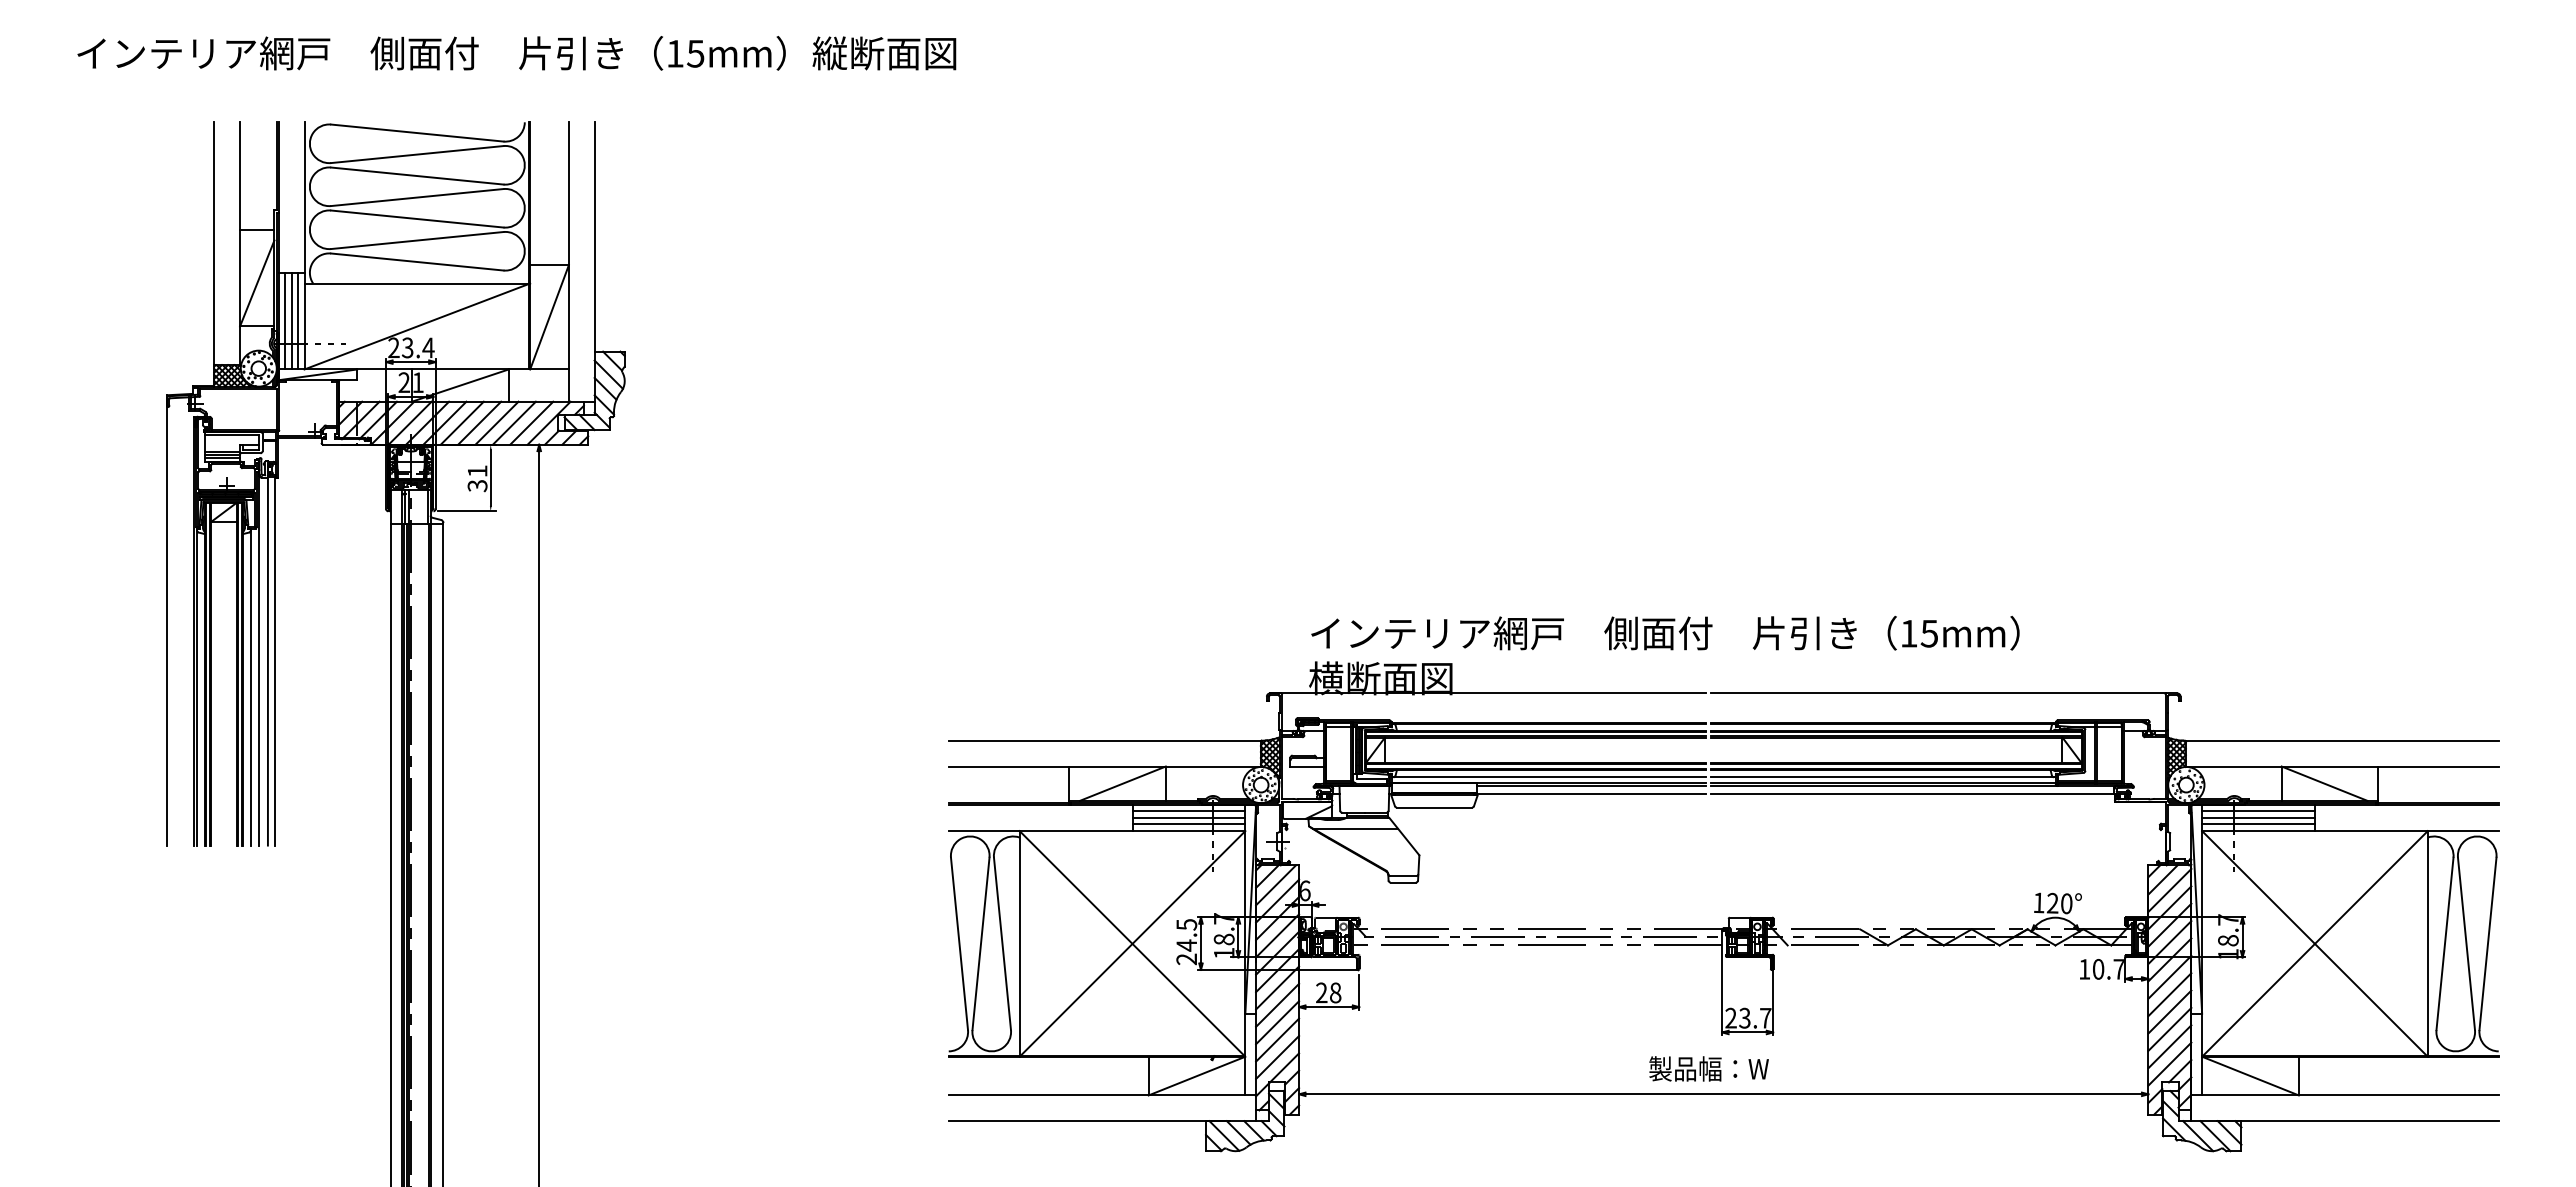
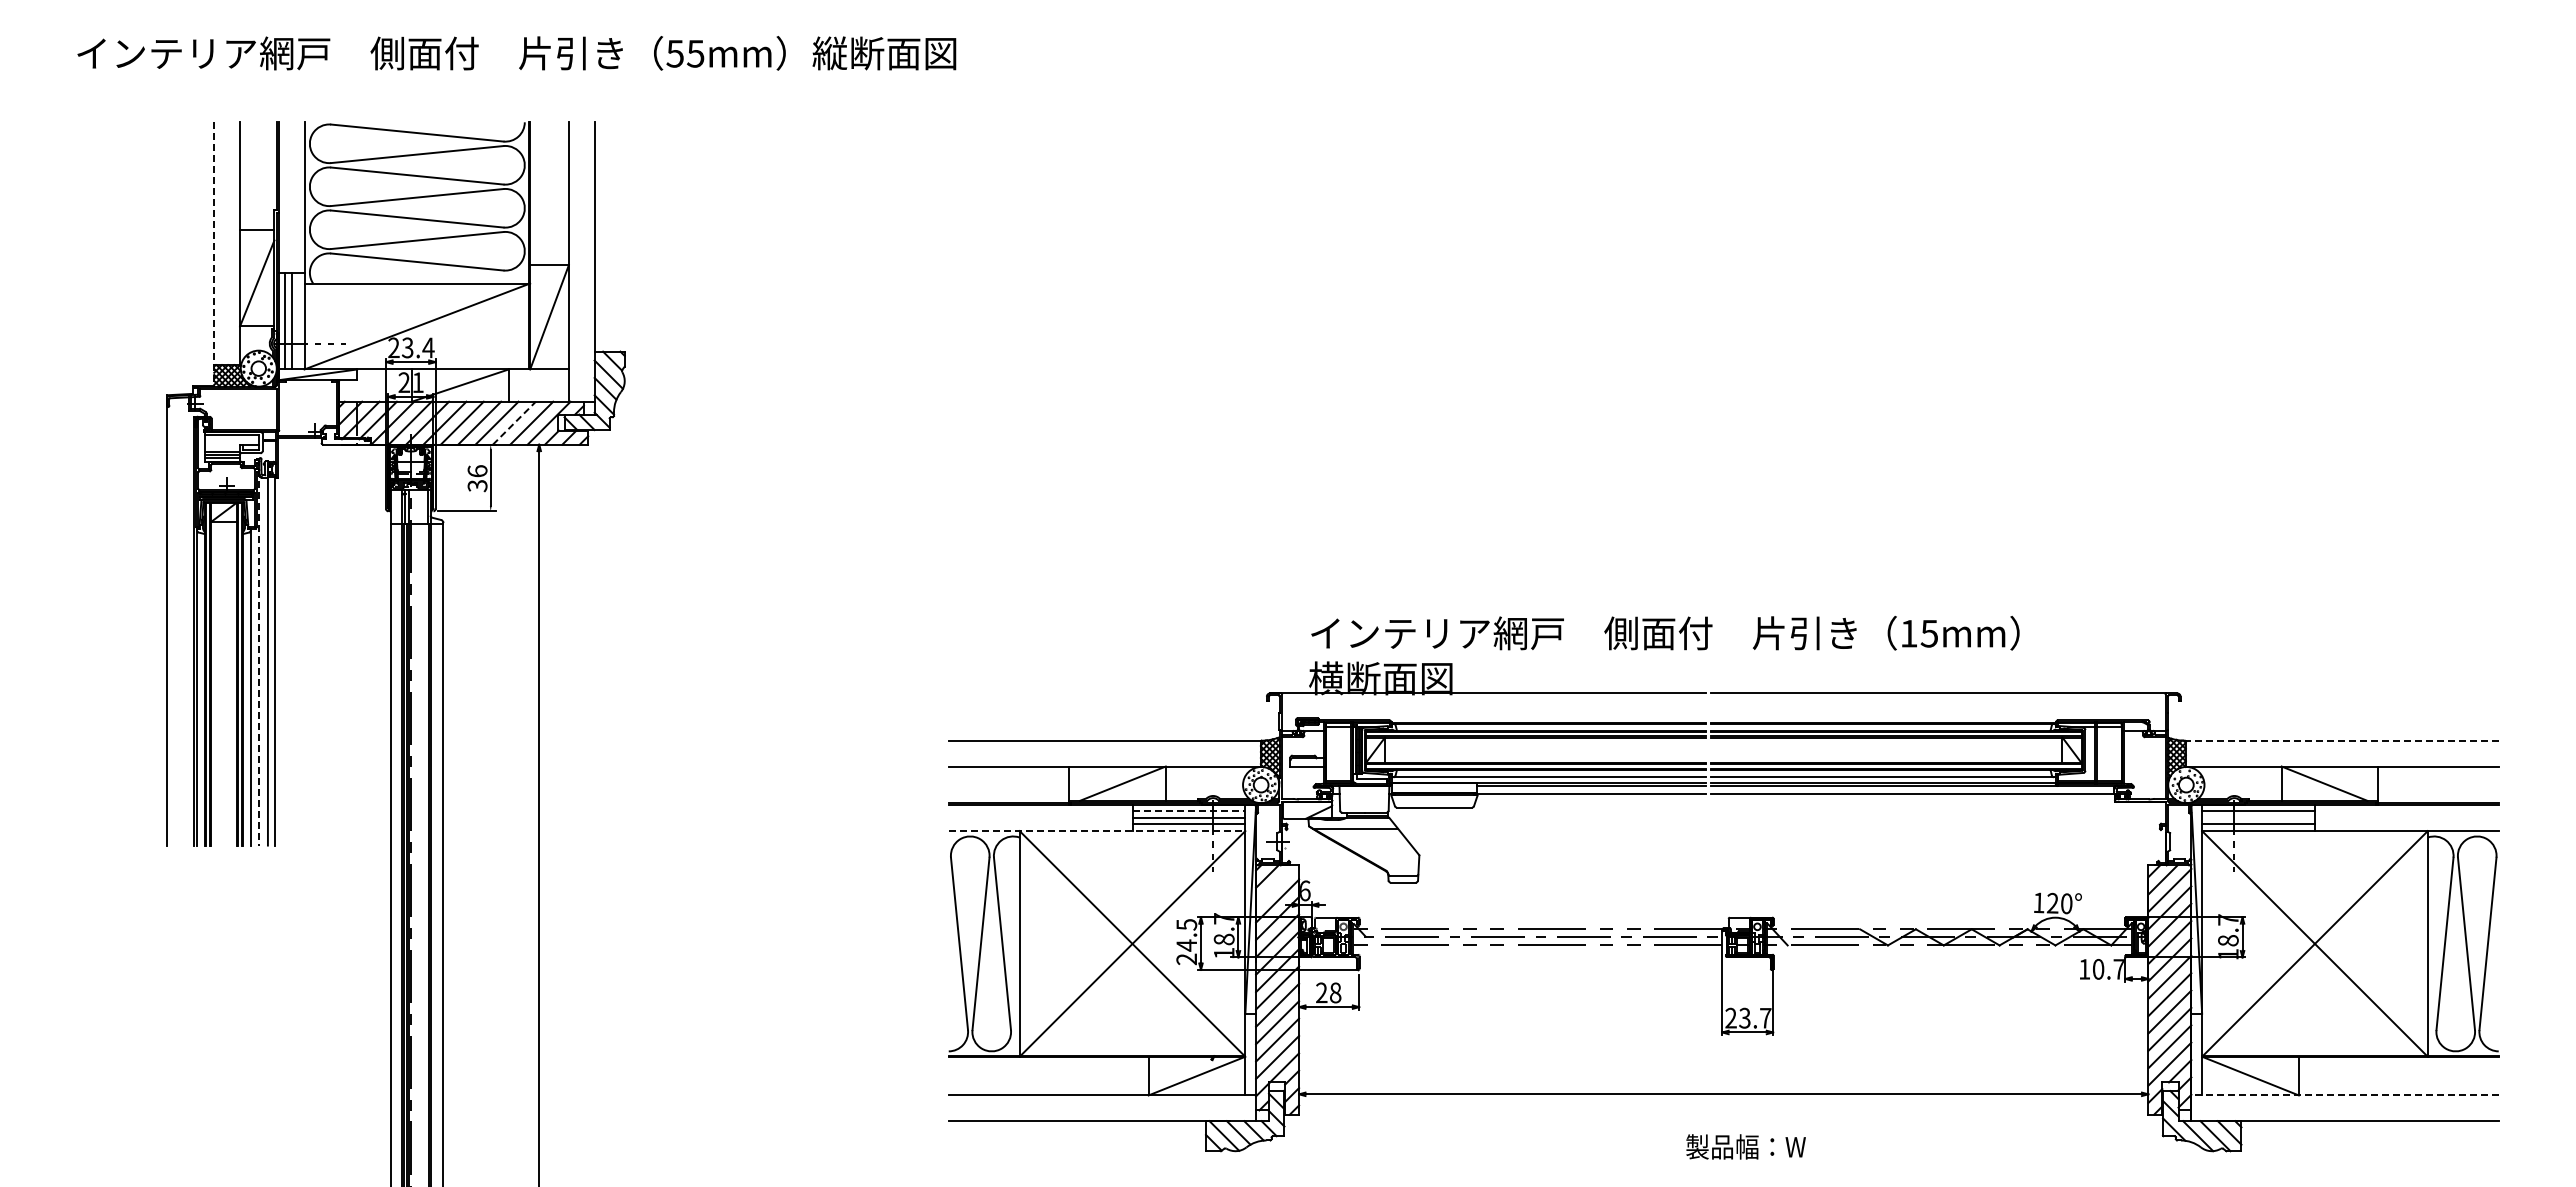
text: 15mm -> 55mm (674, 53)
line: solid -> dashed (214, 255)
line: present -> none (298, 320)
line: solid -> dashed (514, 422)
text: 31 -> 36 (477, 471)
line: solid -> dashed (259, 652)
line: solid -> dashed (2342, 740)
line: solid -> dashed (1189, 811)
line: present -> none (2258, 817)
line: solid -> dashed (1097, 831)
line: present -> none (1275, 885)
text position: (1708, 1068) -> (1745, 1146) (1745, 1146)
line: solid -> dashed (2345, 1095)
